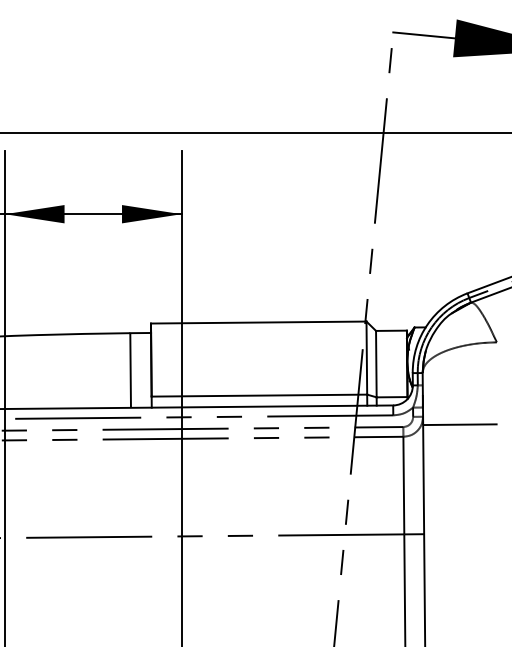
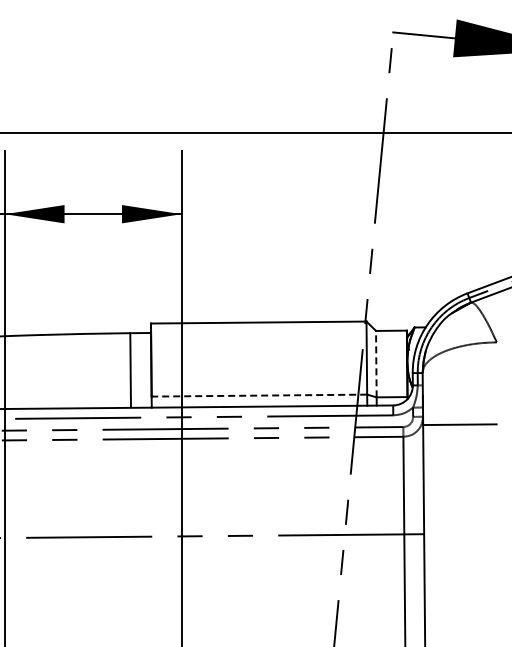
line: solid -> dashed (376, 363)
line: solid -> dashed (259, 395)
